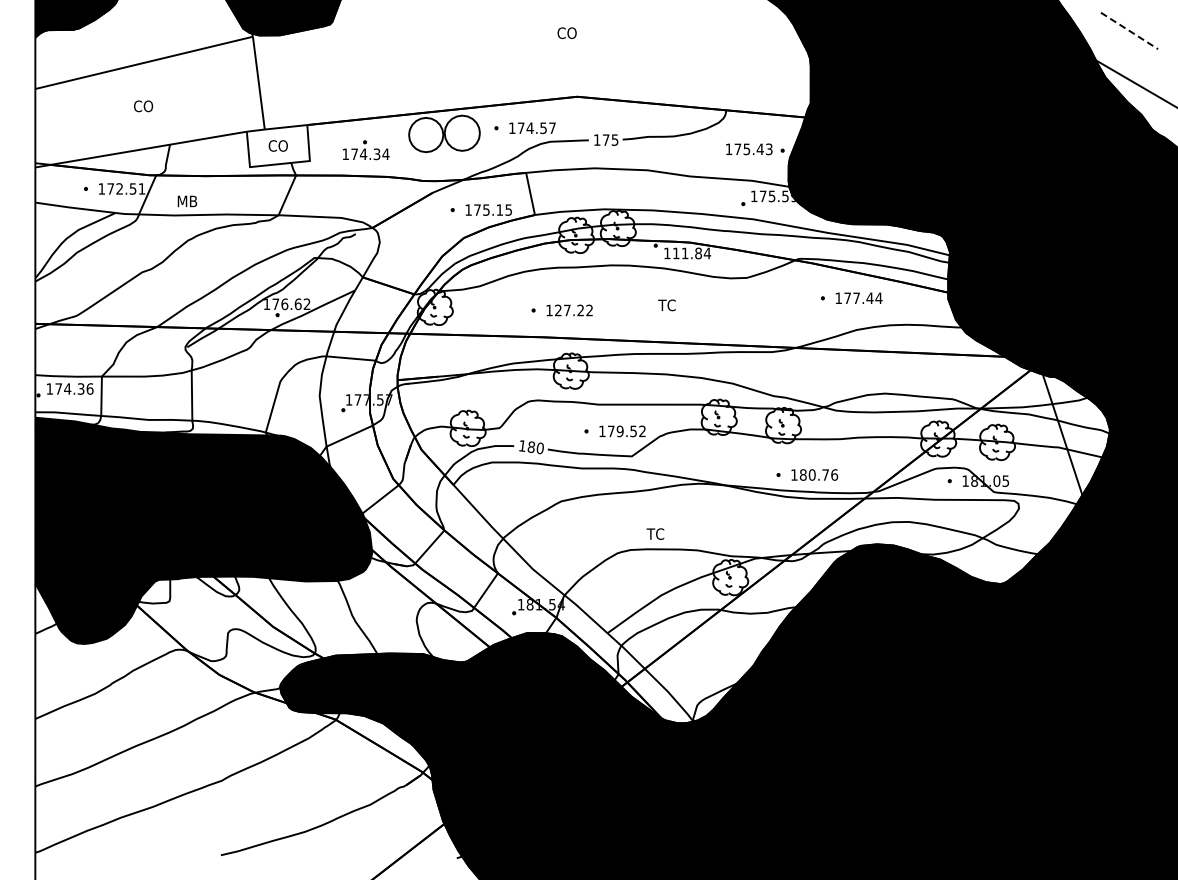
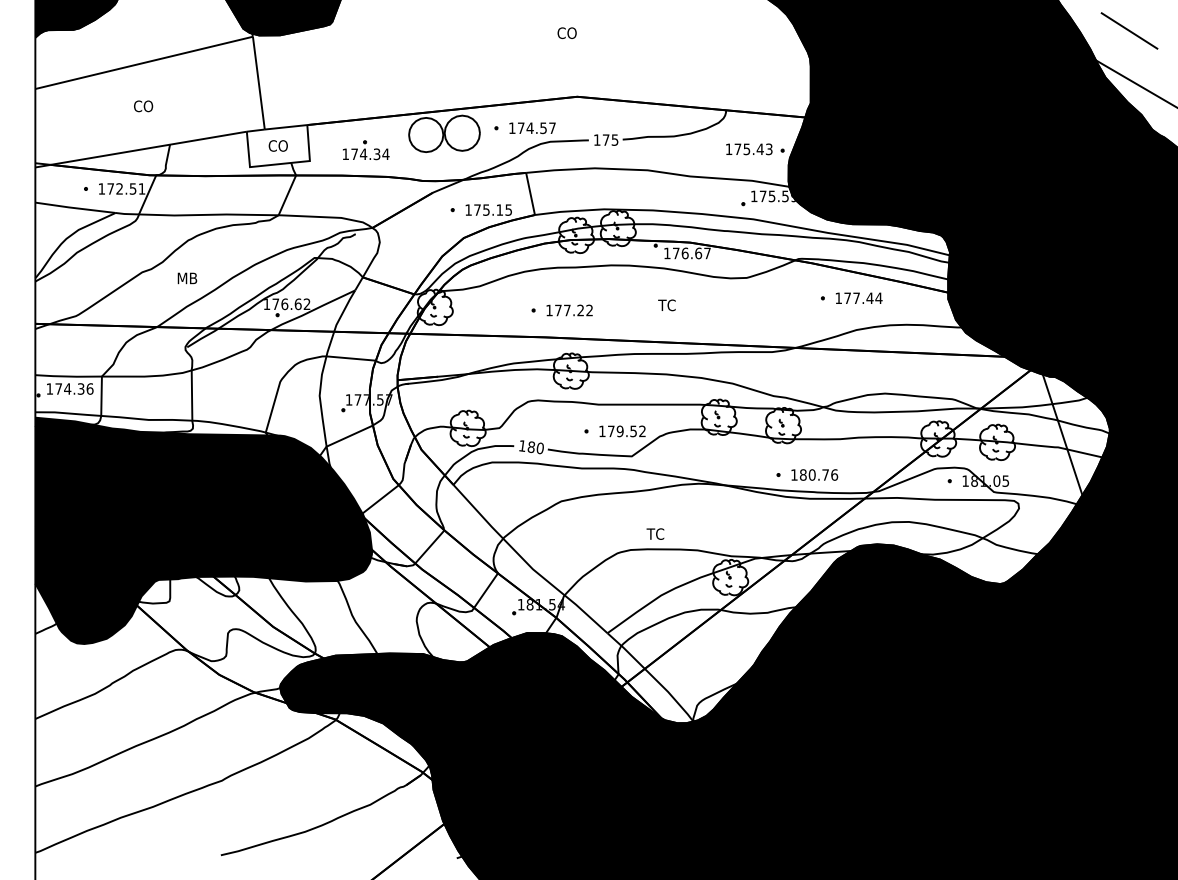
line: dashed -> solid (1129, 30)
text position: (187, 201) -> (187, 278) (187, 278)
text: 111.84 -> 176.67 (692, 253)
text: 127.22 -> 177.22 (558, 310)
